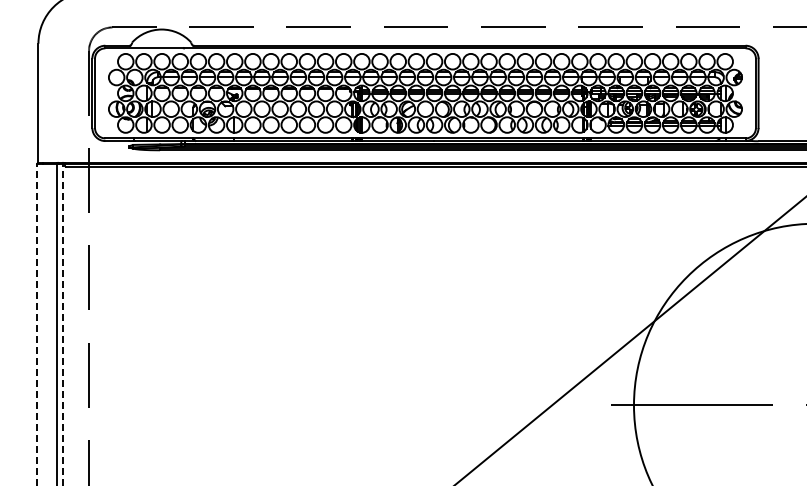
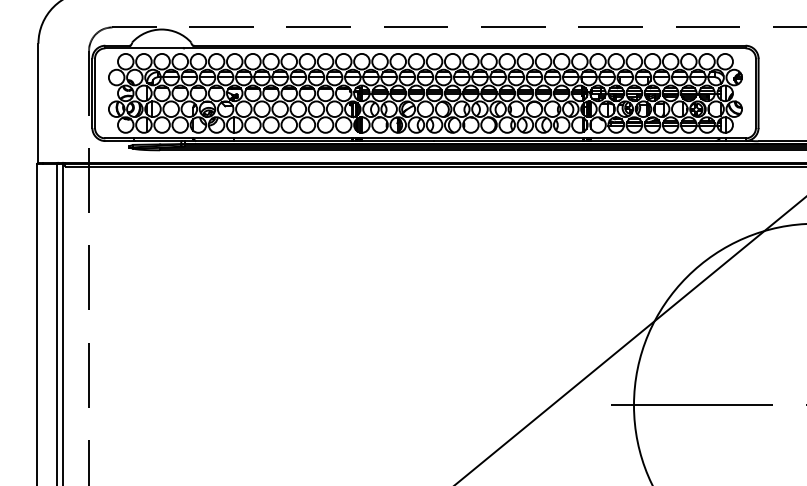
line: dashed -> solid (37, 324)
line: dashed -> solid (63, 324)
